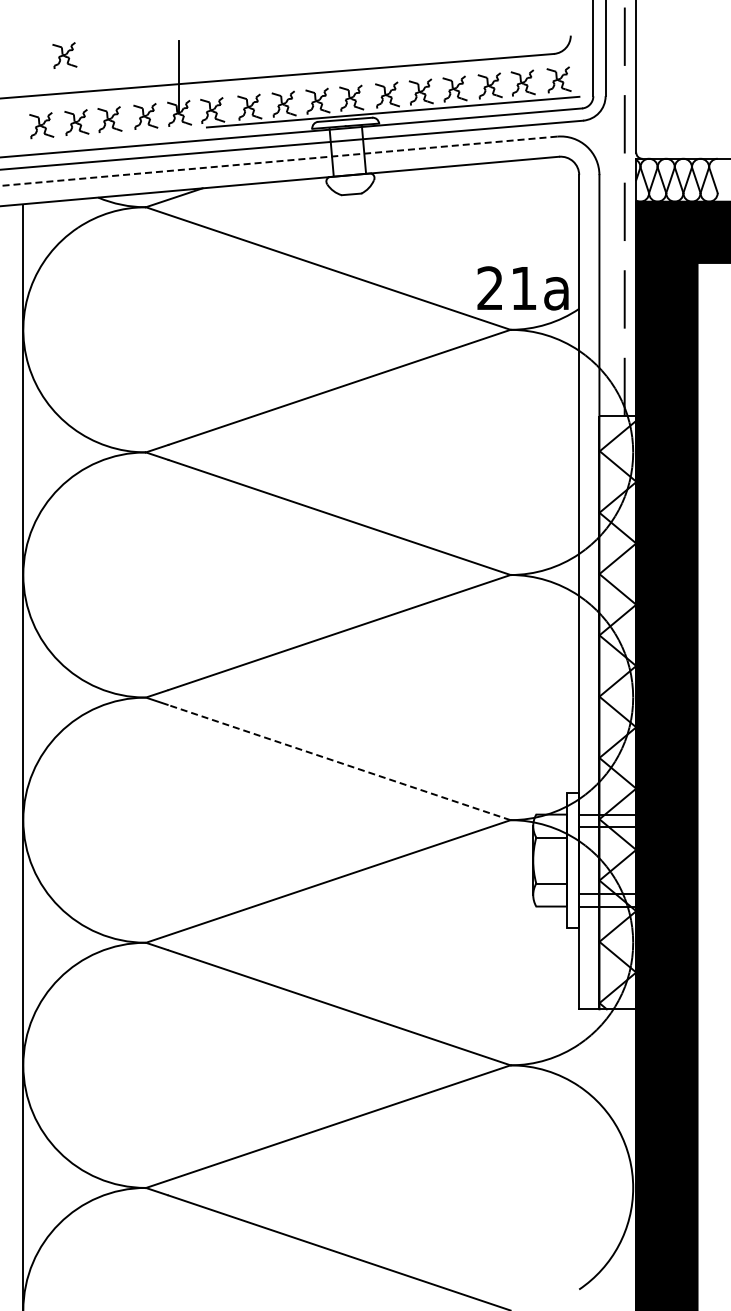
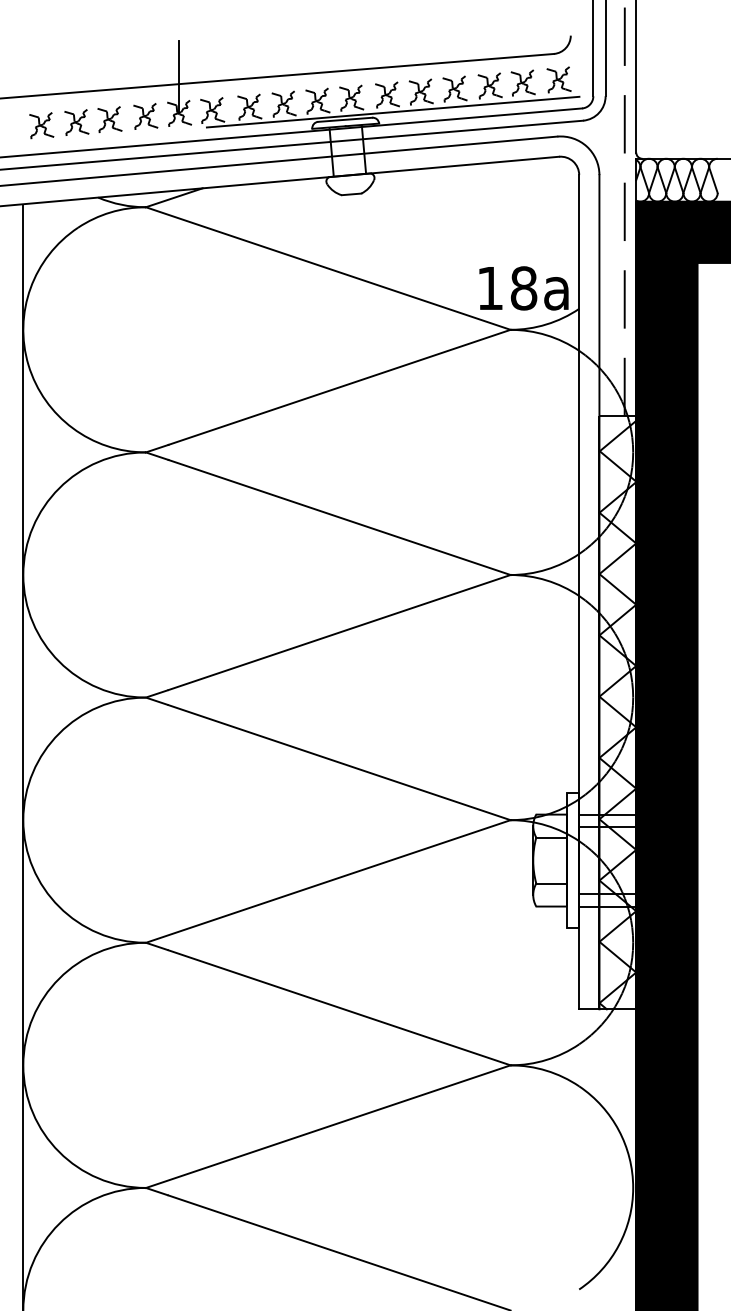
part: present -> none (64, 55)
line: dashed -> solid (278, 161)
text: 21a -> 18a (507, 288)
line: dashed -> solid (339, 762)
